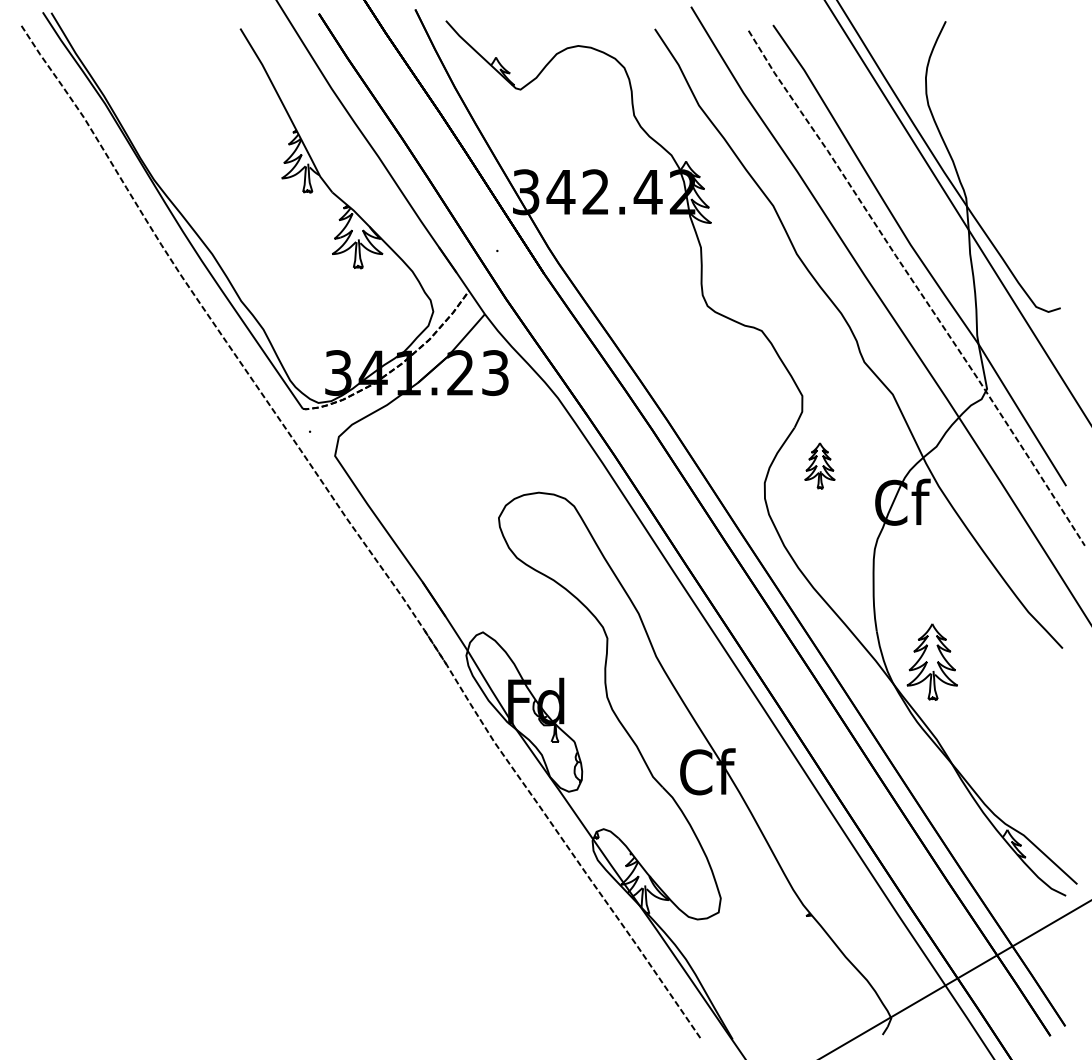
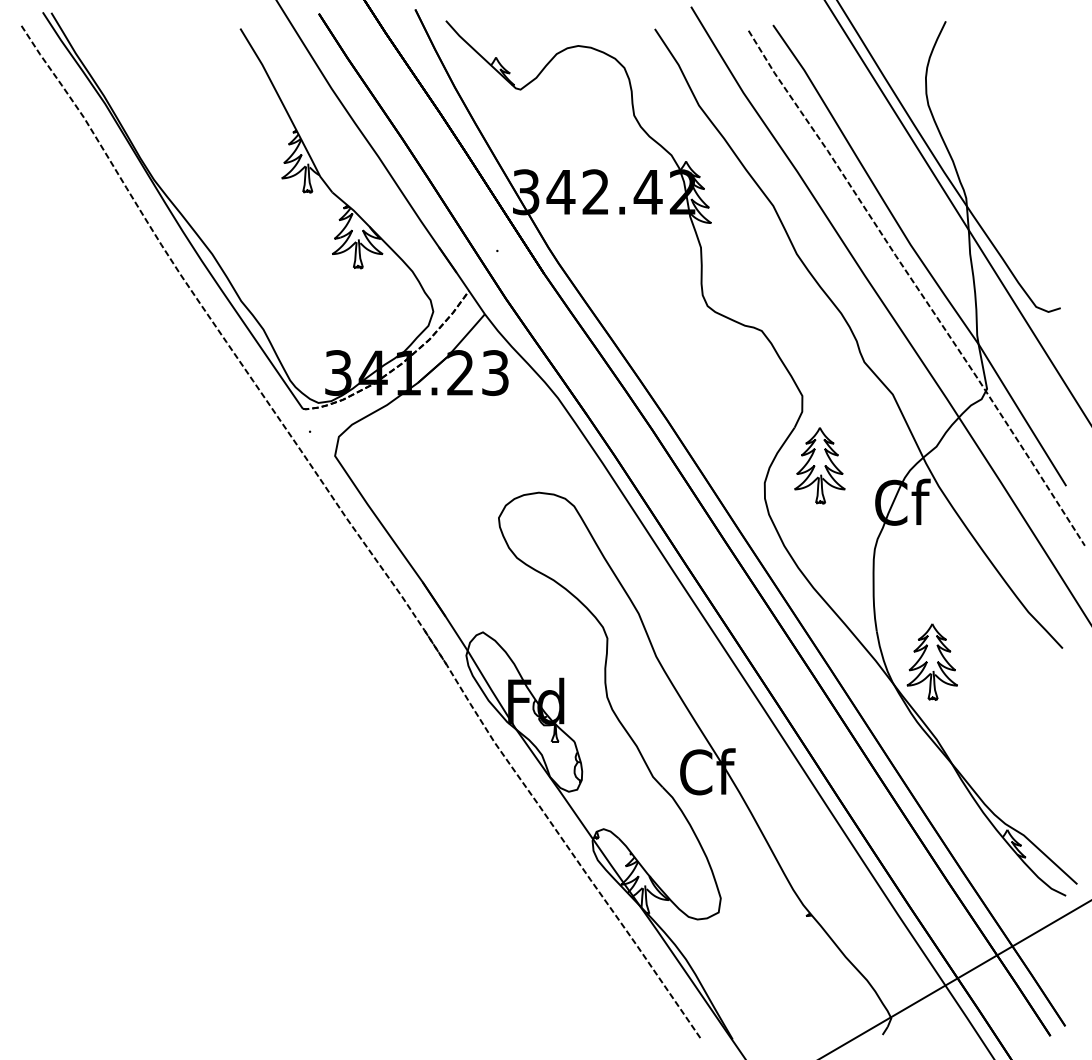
part size: 32x48 px -> 52x78 px (819, 465)
